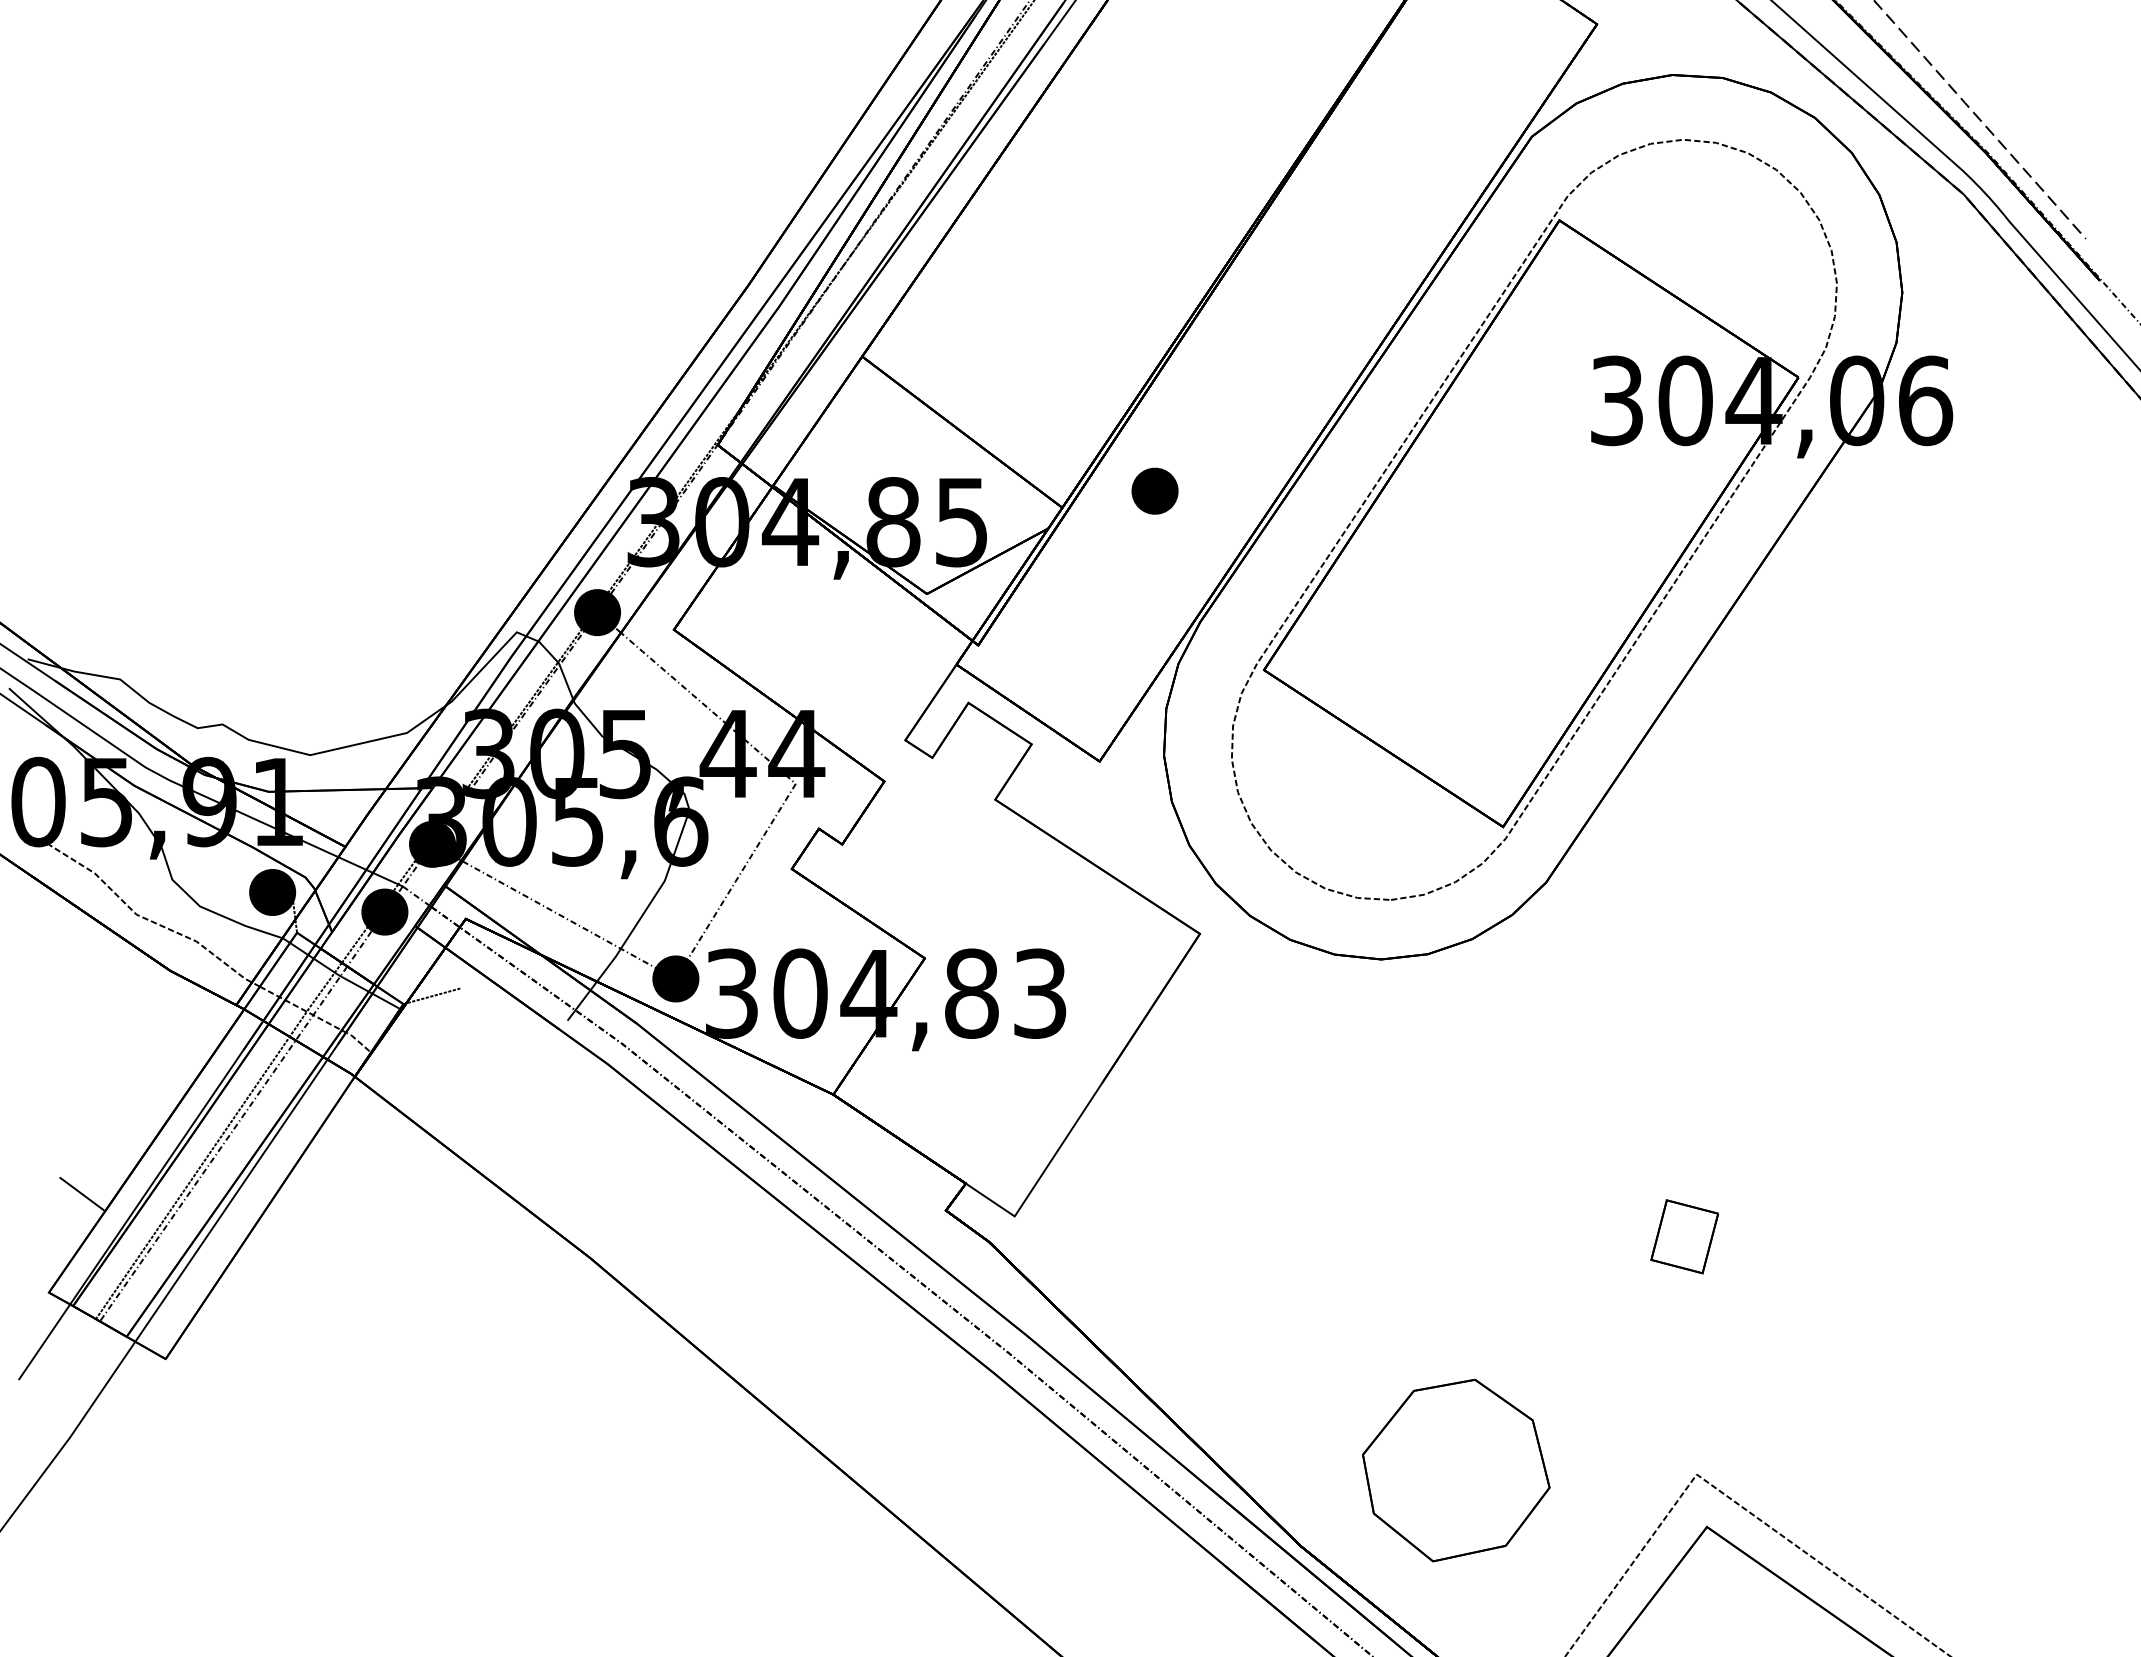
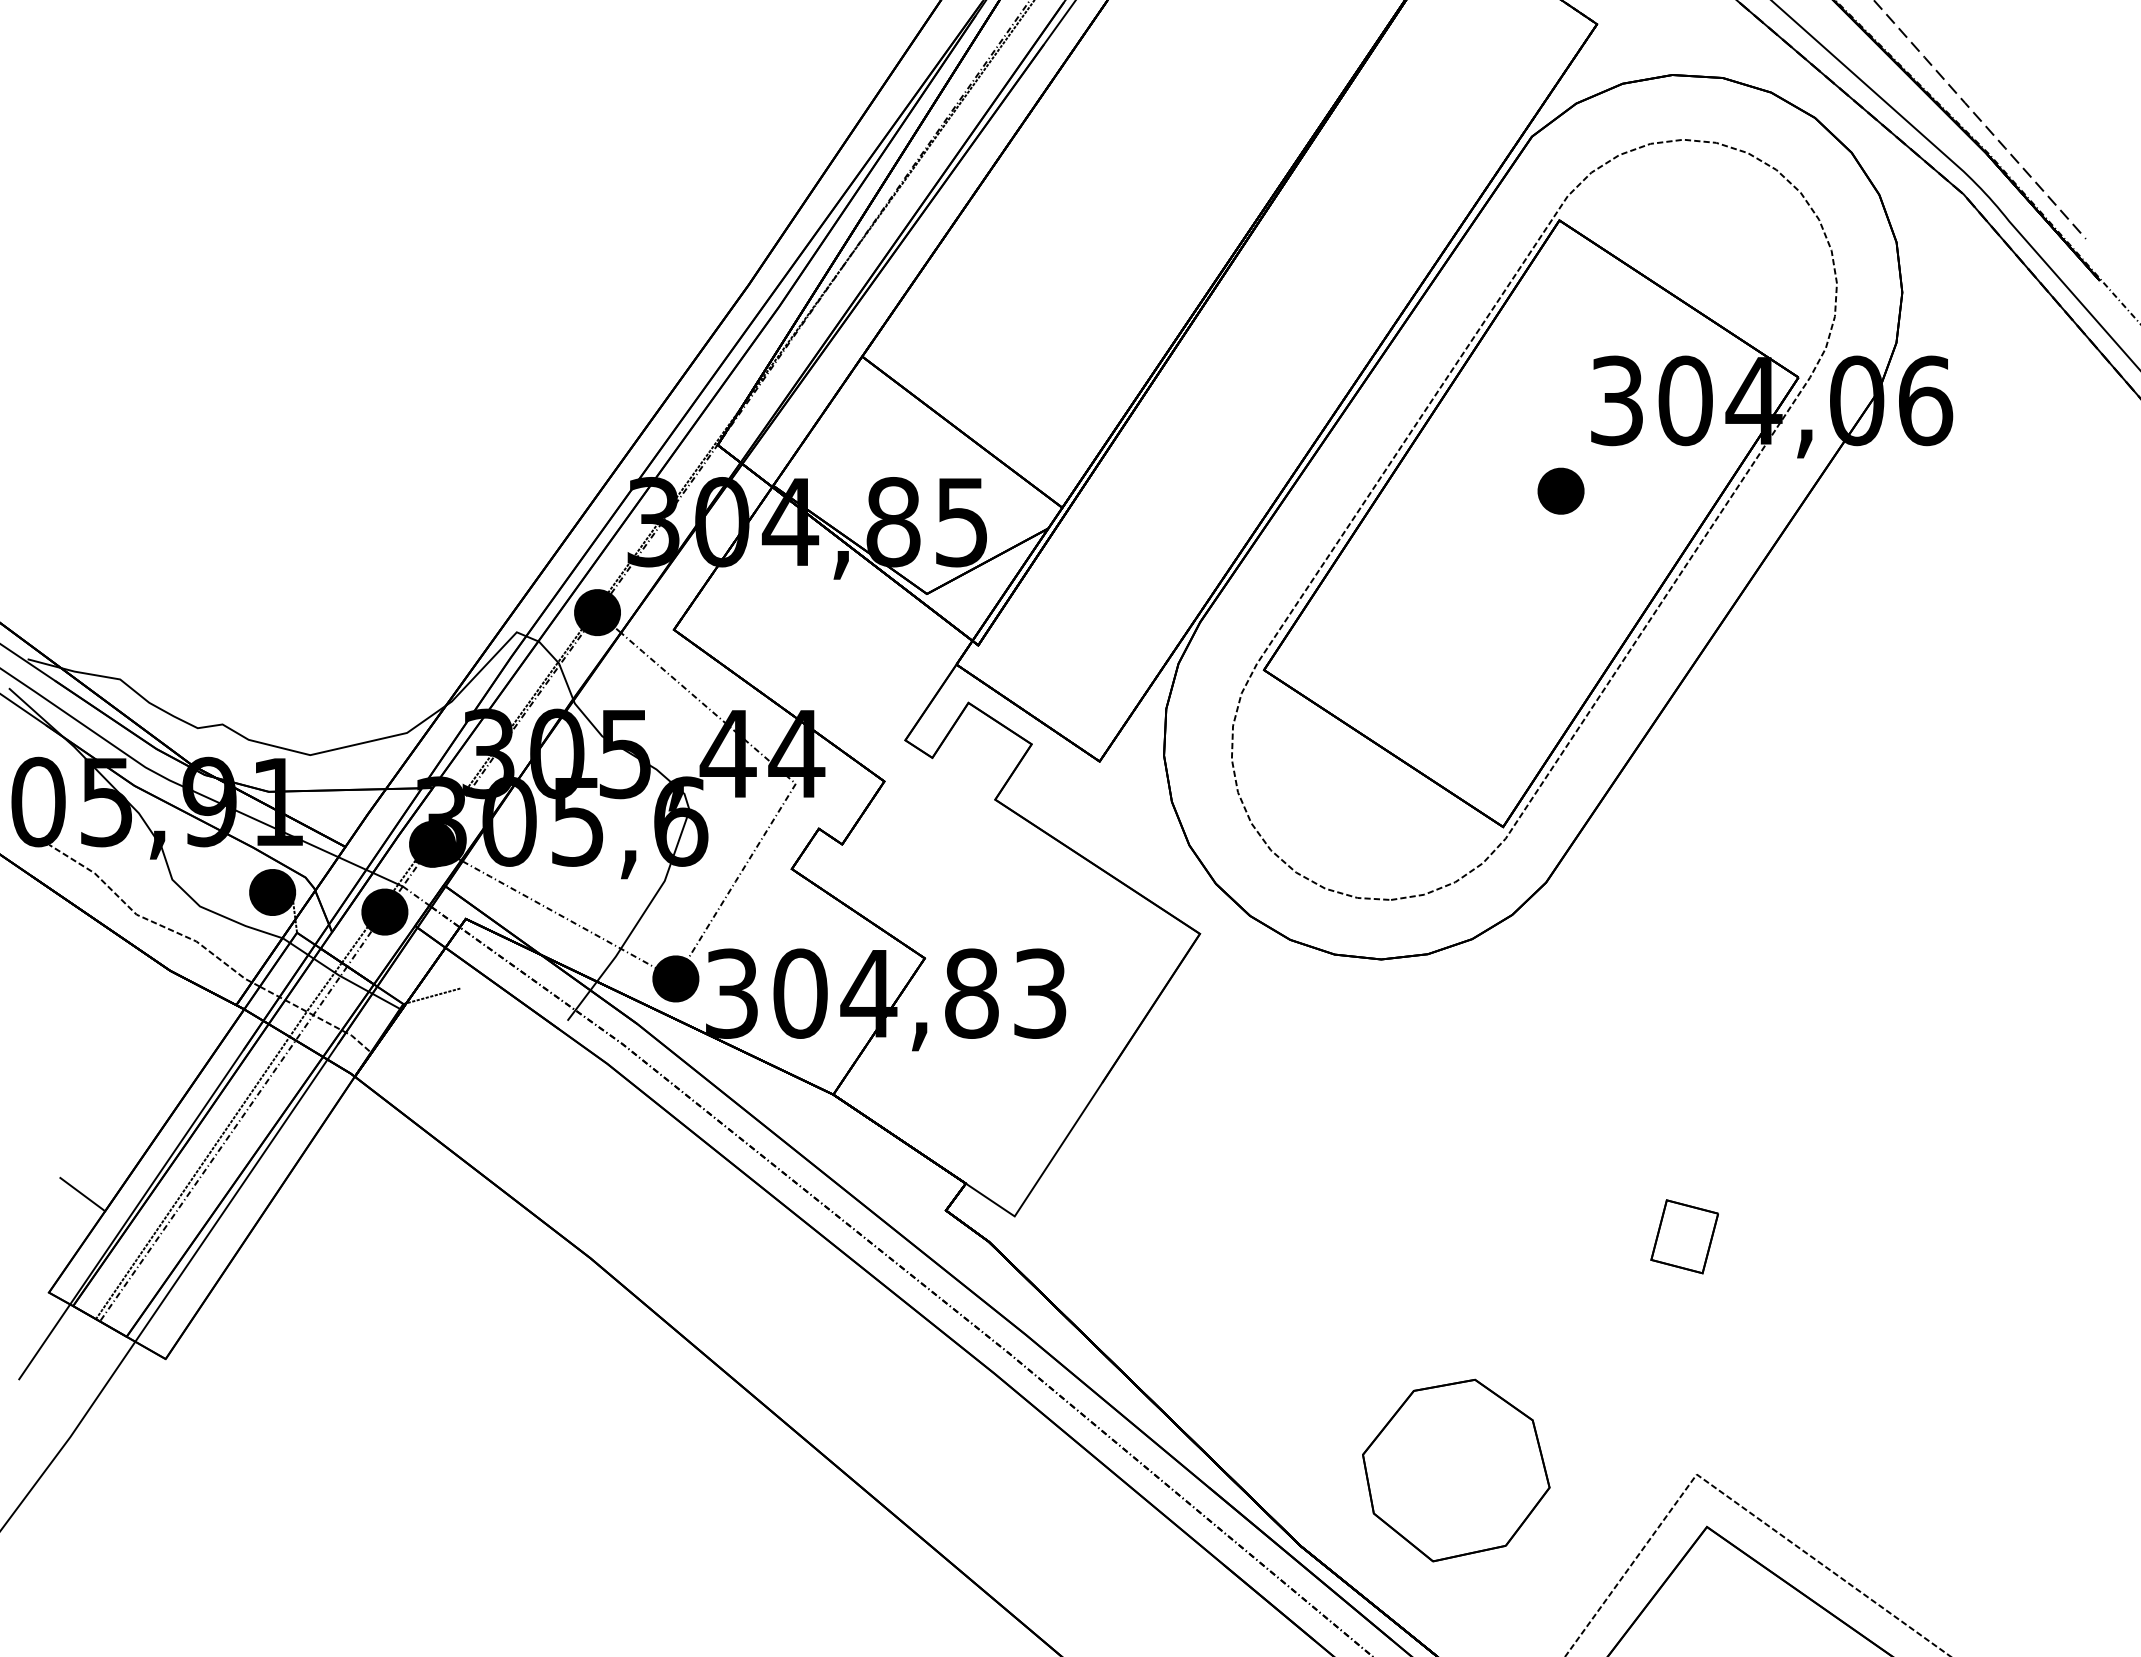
part position: (1154, 490) -> (1560, 490) (1560, 490)
